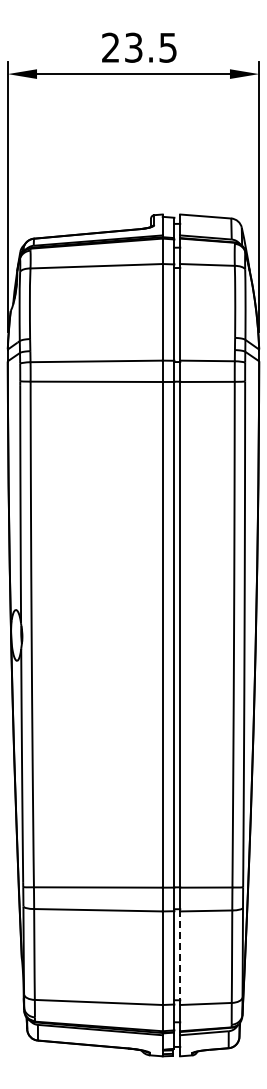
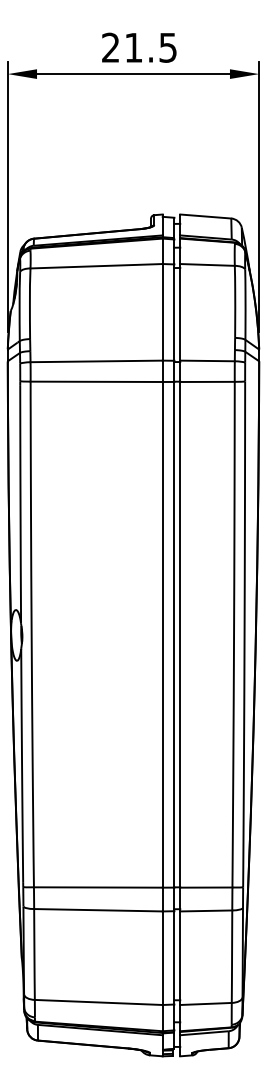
text: 23.5 -> 21.5 (133, 47)
line: dashed -> solid (180, 958)
